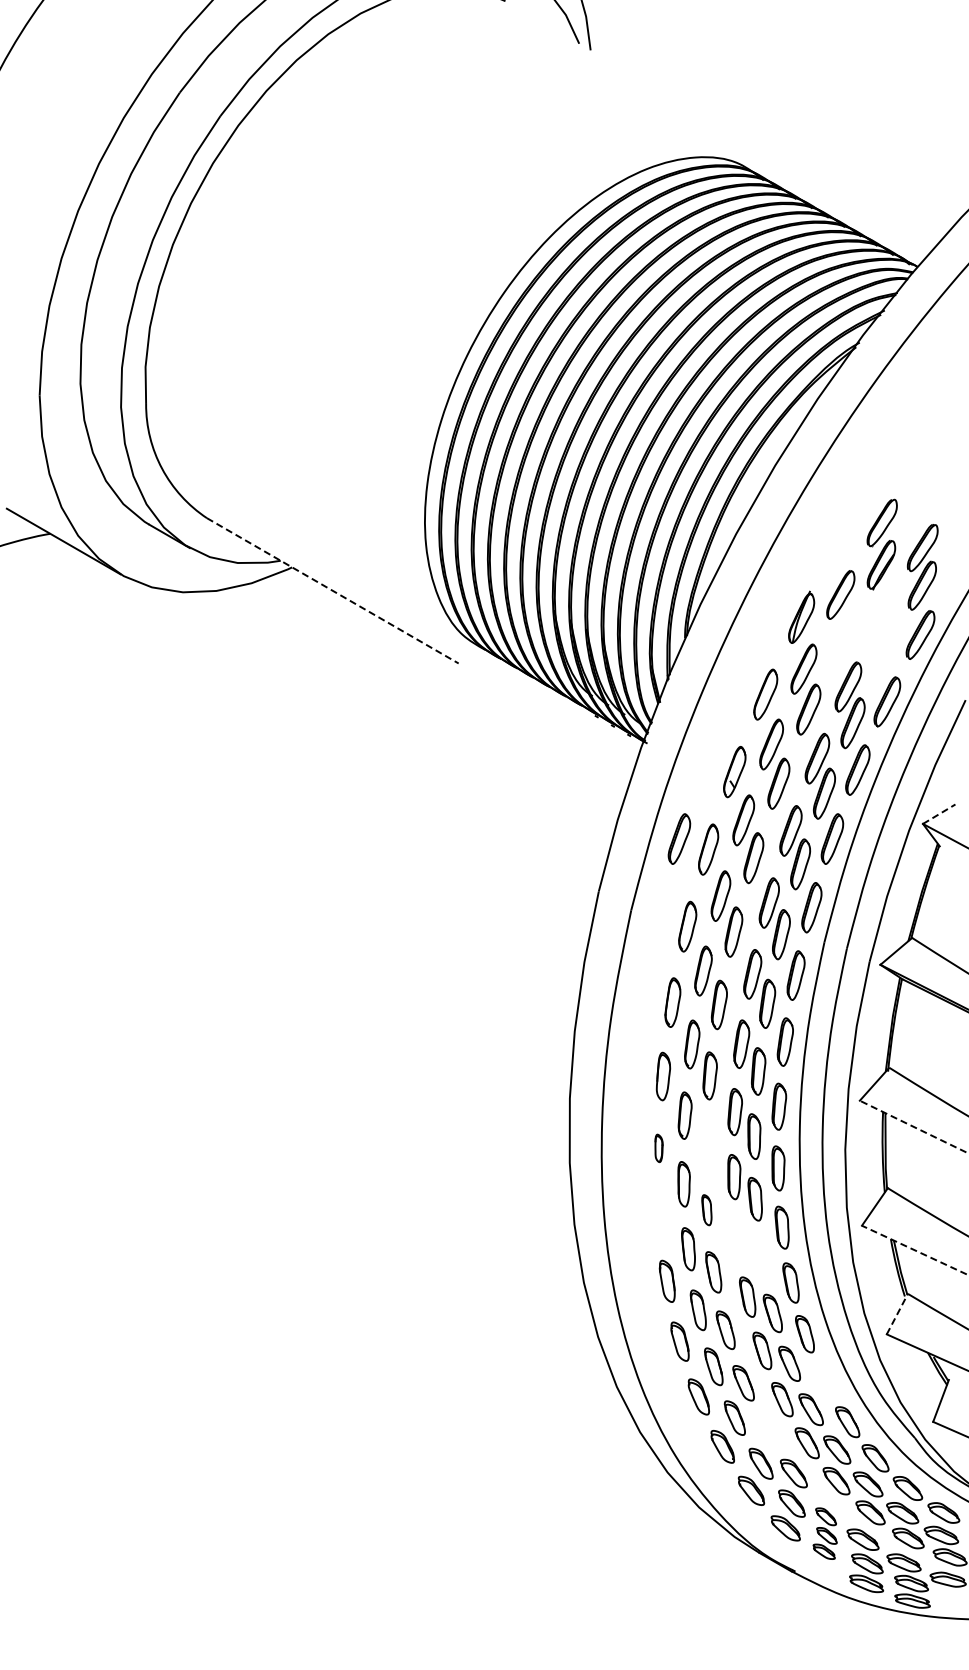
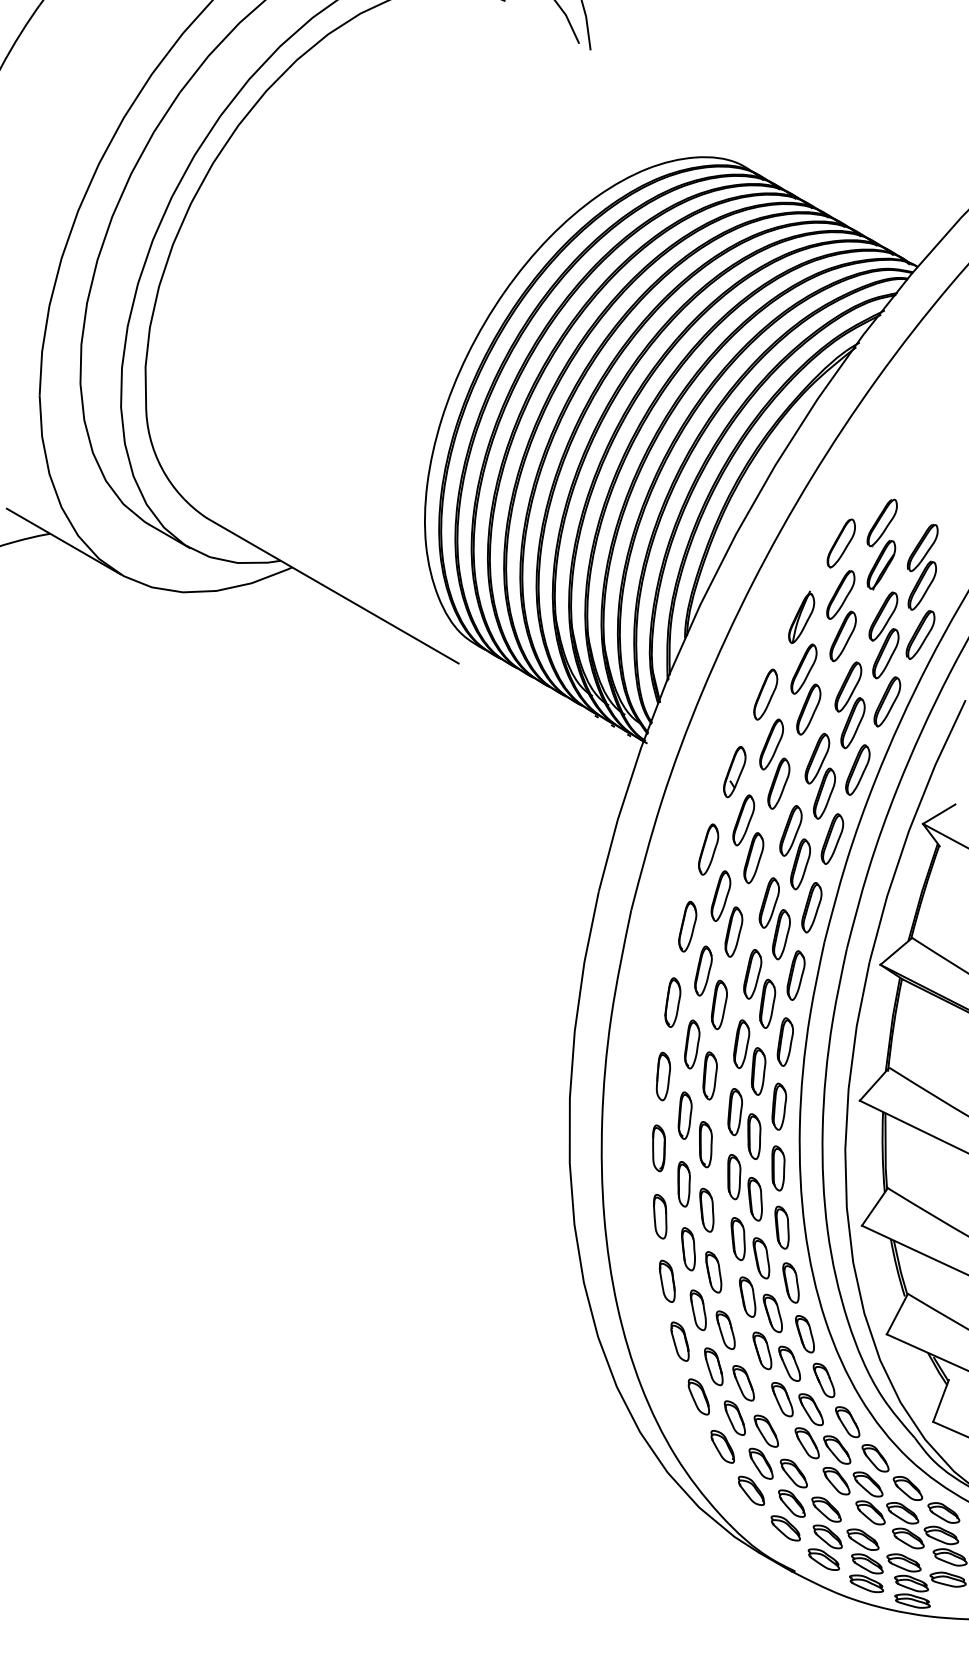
part: none -> present (840, 543)
line: dashed -> solid (333, 591)
part: none -> present (883, 635)
part: none -> present (842, 636)
line: dashed -> solid (939, 814)
part: present -> none (679, 838)
line: dashed -> solid (913, 1126)
part: none -> present (705, 1144)
part size: 10x31 px -> 14x49 px (658, 1148)
part size: 12x33 px -> 16x46 px (706, 1209)
part: none -> present (660, 1216)
part: none -> present (750, 1248)
line: dashed -> solid (915, 1250)
line: dashed -> solid (897, 1314)
part: none -> present (823, 1380)
part: none -> present (765, 1430)
part size: 26x53 px -> 36x75 px (824, 1533)
